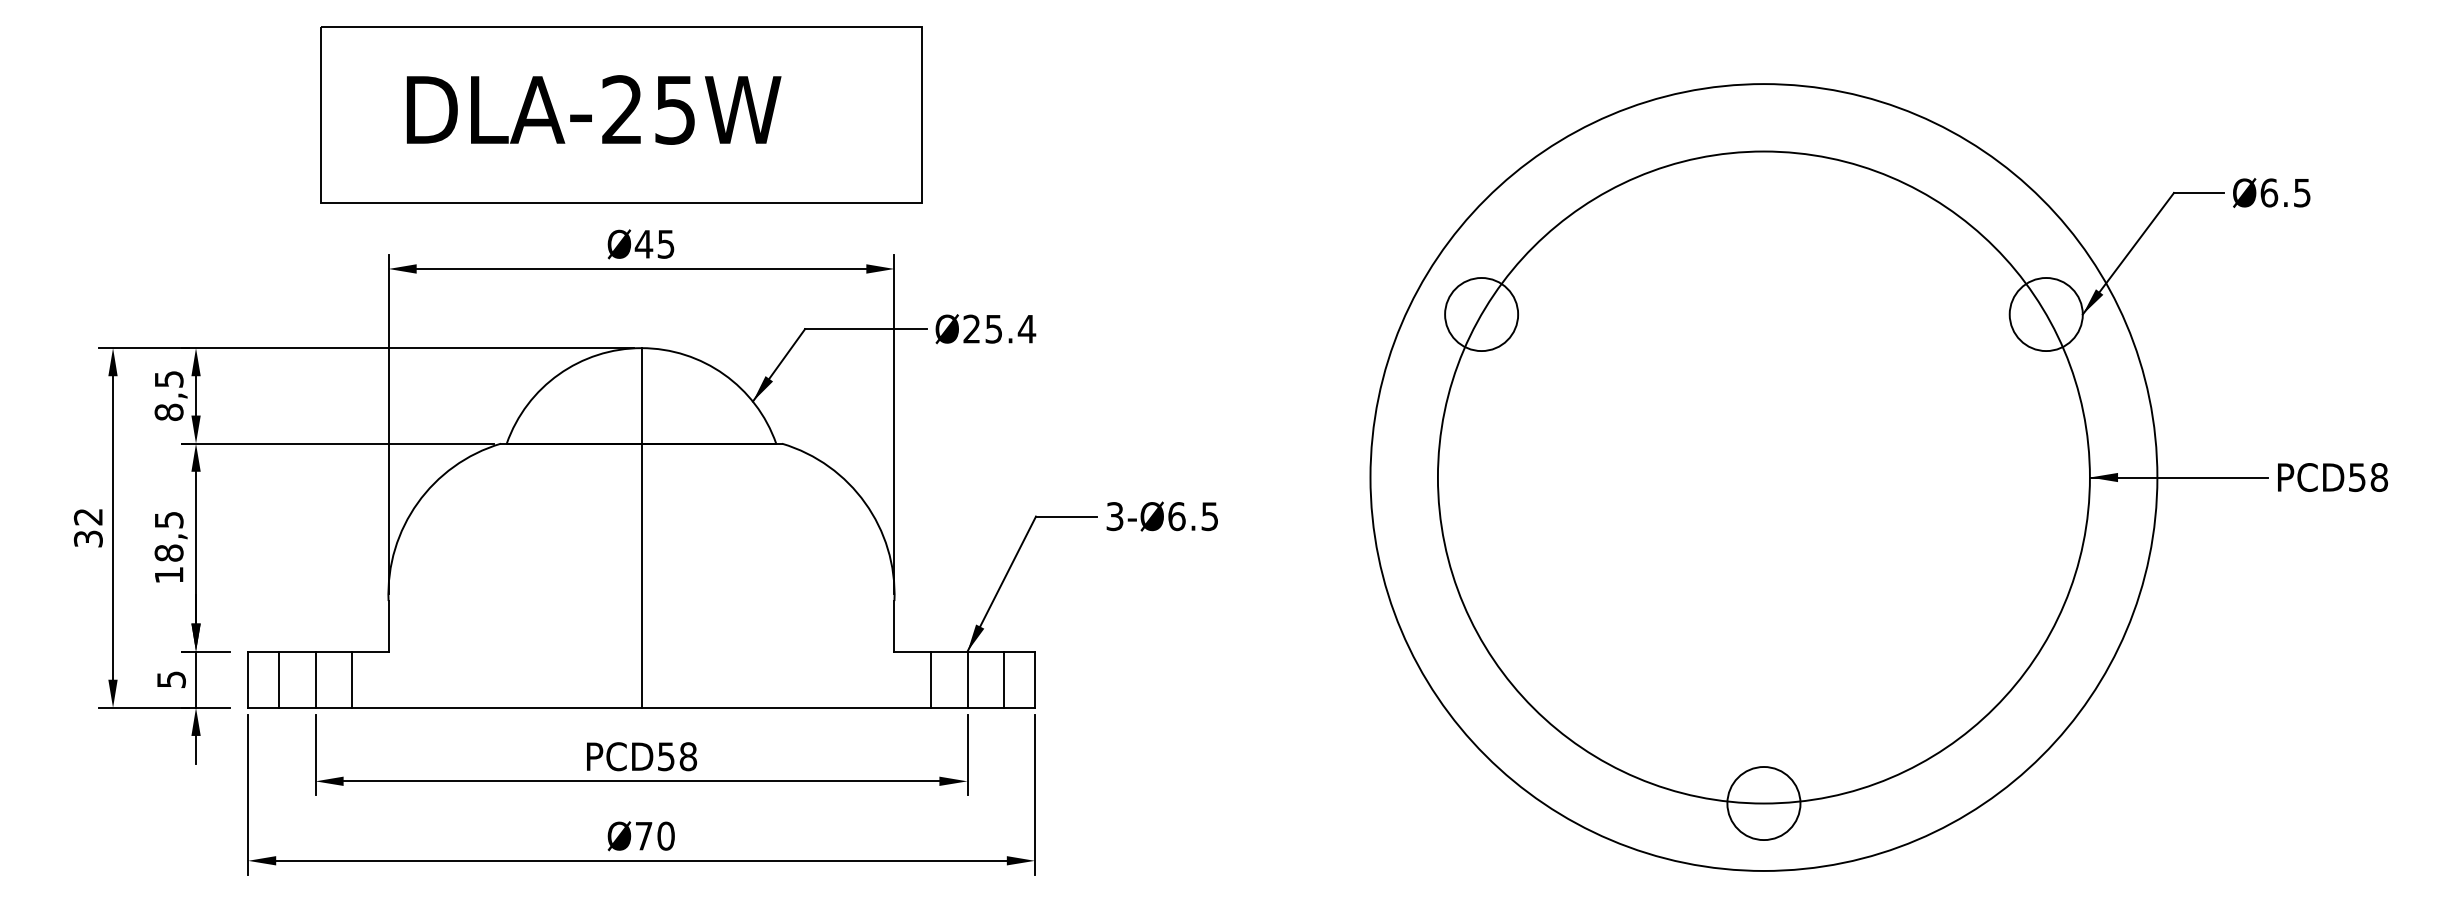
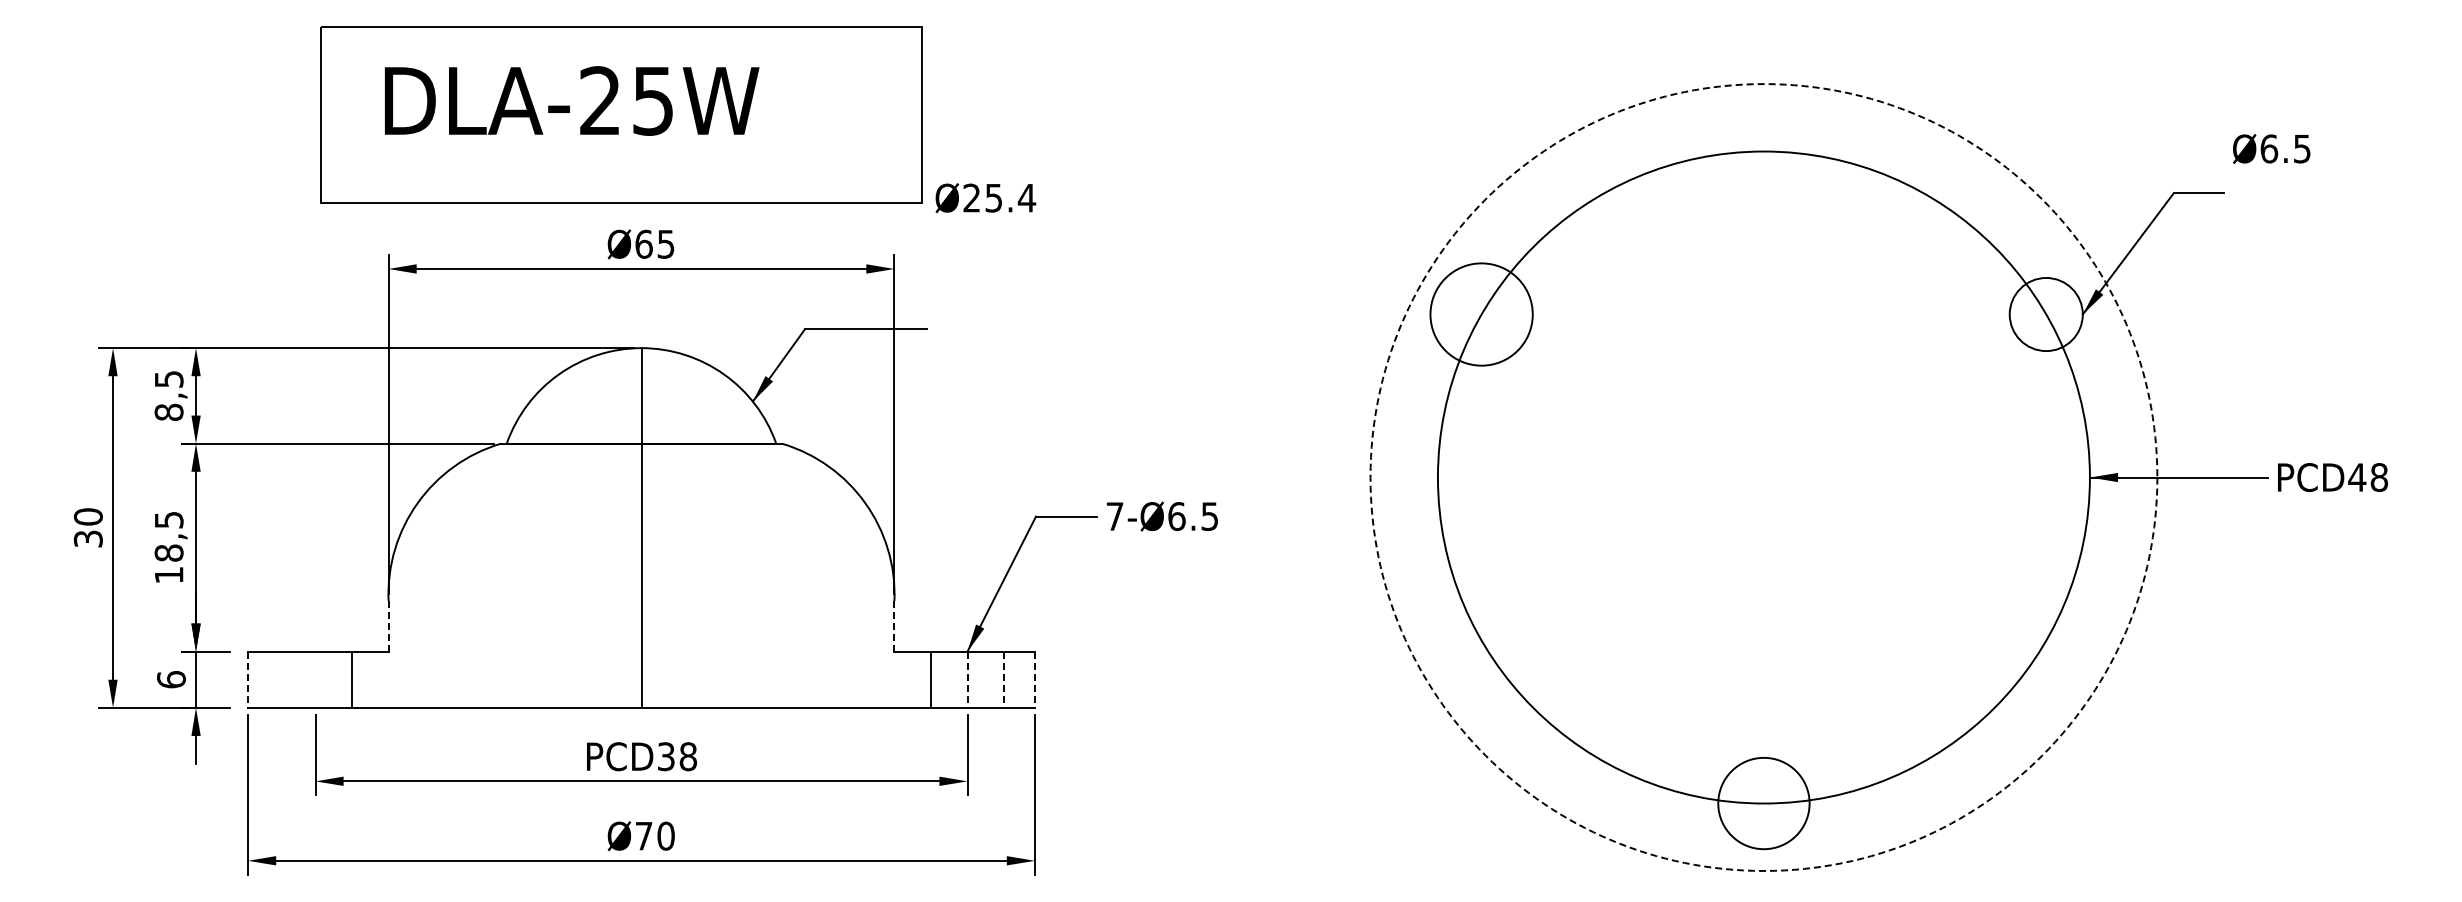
text position: (594, 109) -> (572, 100) (572, 100)
text position: (2271, 192) -> (2271, 148) (2271, 148)
text: Ø45 -> Ø65 (643, 243)
circle diameter: 73 px -> 102 px (1481, 314)
text position: (985, 329) -> (985, 198) (985, 198)
circle: solid -> dashed (1763, 477)
text: PCD58 -> PCD48 (2357, 477)
text: 32 -> 30 (87, 516)
text: 3-Ø6.5 -> 7-Ø6.5 (1114, 516)
line: solid -> dashed (388, 626)
line: solid -> dashed (894, 626)
text: 5 -> 6 (171, 679)
line: present -> none (278, 679)
line: present -> none (315, 679)
line: solid -> dashed (248, 680)
line: solid -> dashed (967, 680)
line: solid -> dashed (1004, 680)
line: solid -> dashed (1034, 680)
text: PCD58 -> PCD38 (666, 756)
circle diameter: 73 px -> 91 px (1763, 803)
